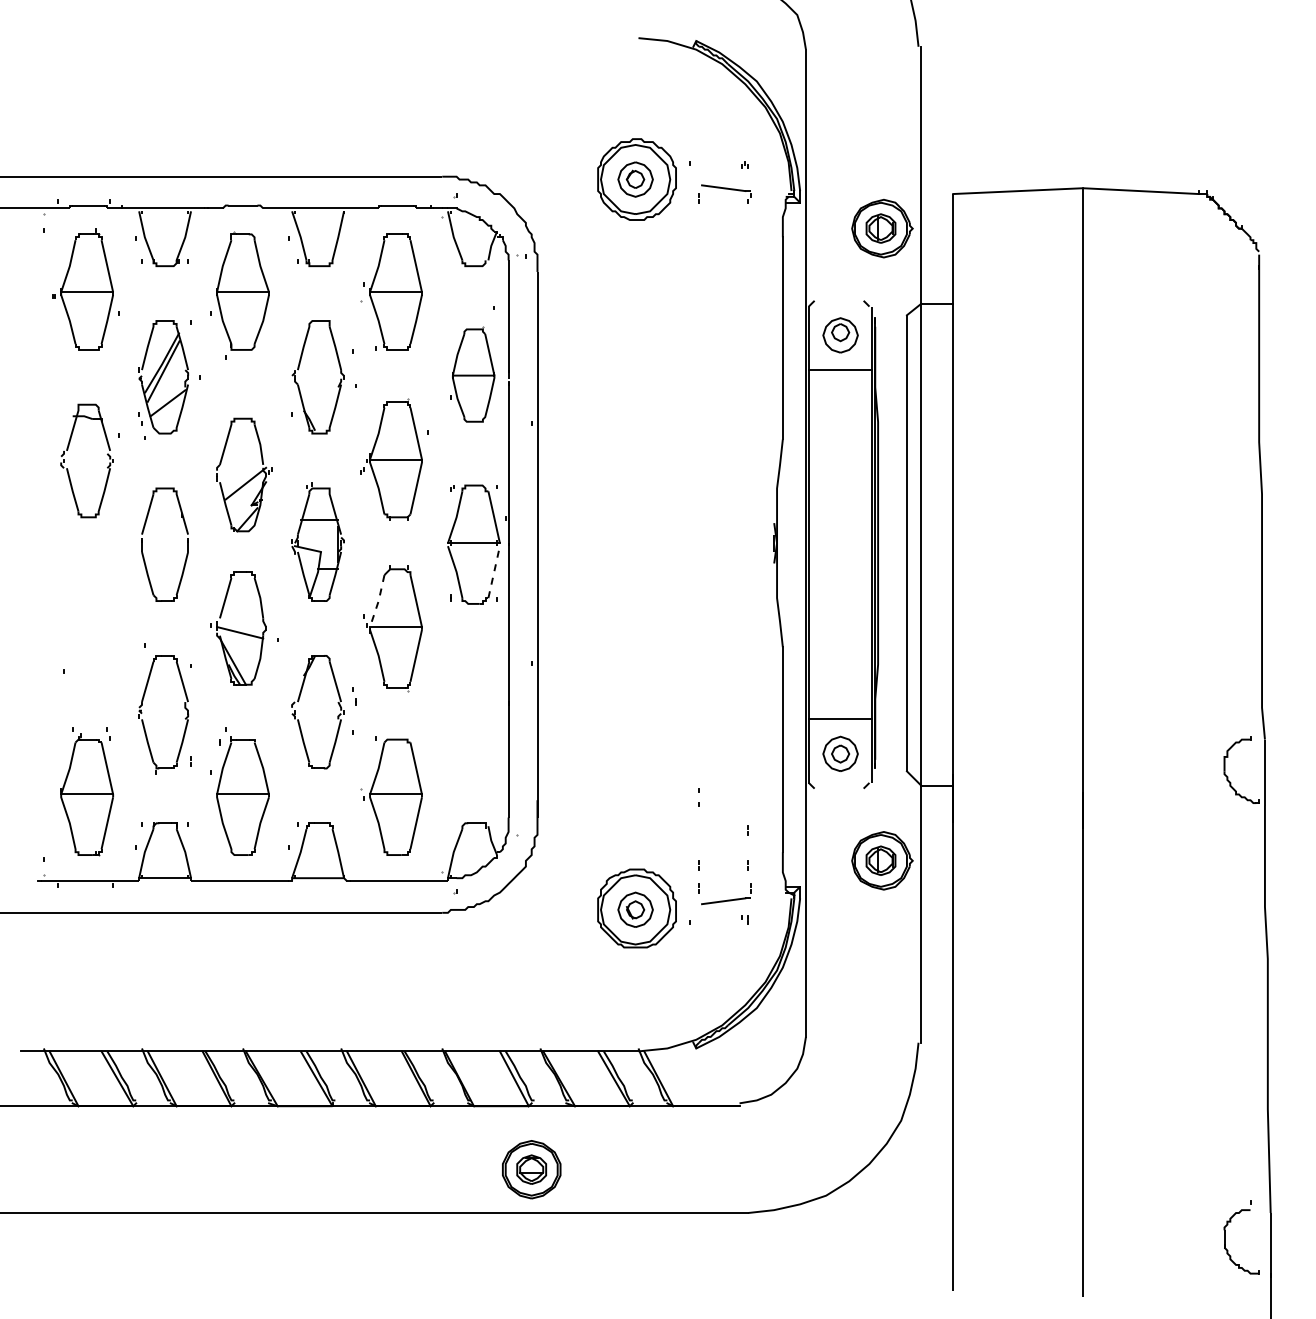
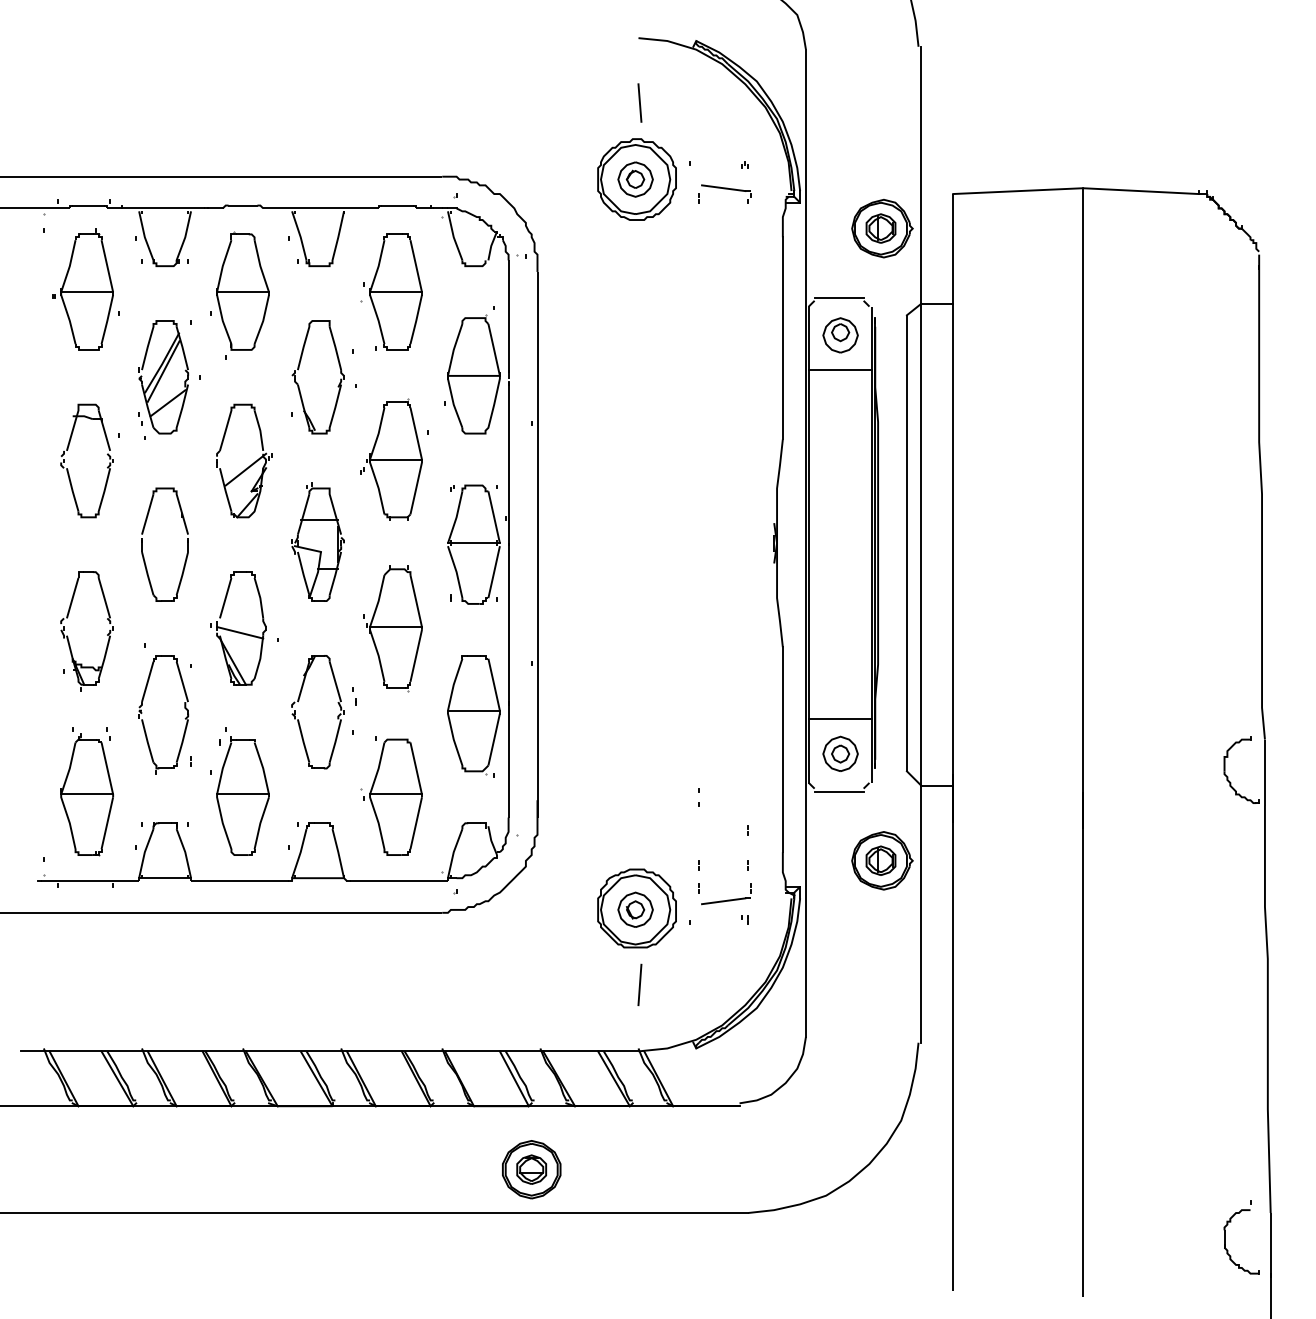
line: none -> present (639, 102)
line: none -> present (838, 297)
part size: 46x97 px -> 57x121 px (472, 374)
part position: (249, 479) -> (249, 465) (249, 465)
line: dashed -> solid (494, 572)
line: dashed -> solid (378, 601)
part: none -> present (68, 637)
part: none -> present (473, 716)
line: none -> present (838, 791)
line: none -> present (639, 984)
